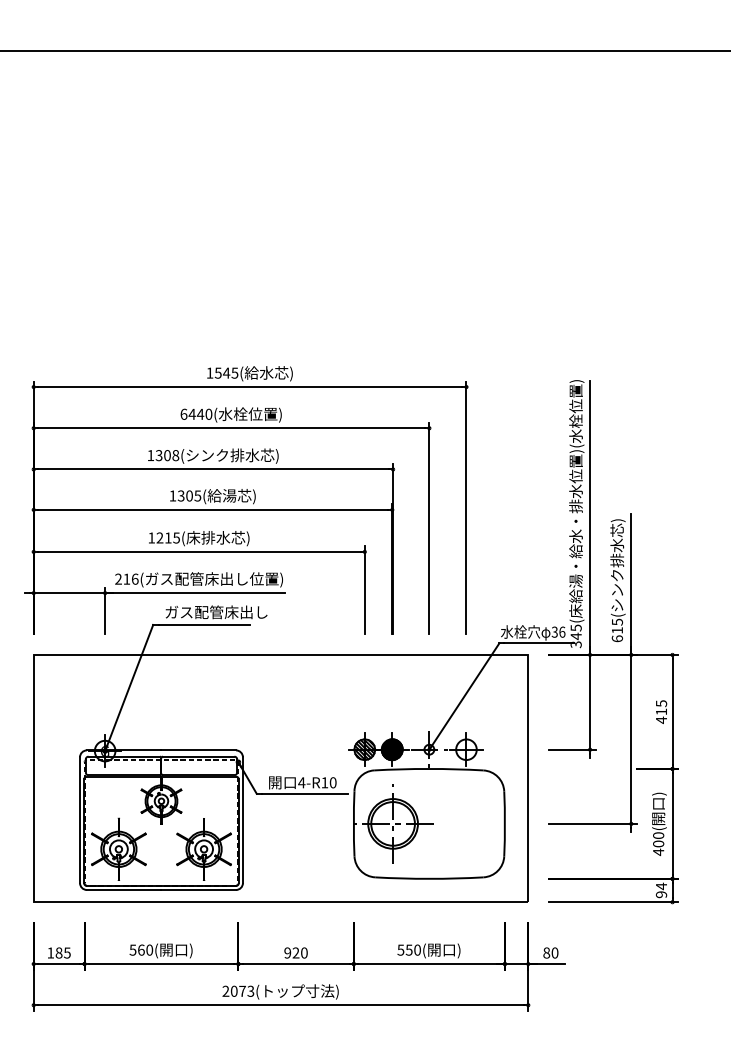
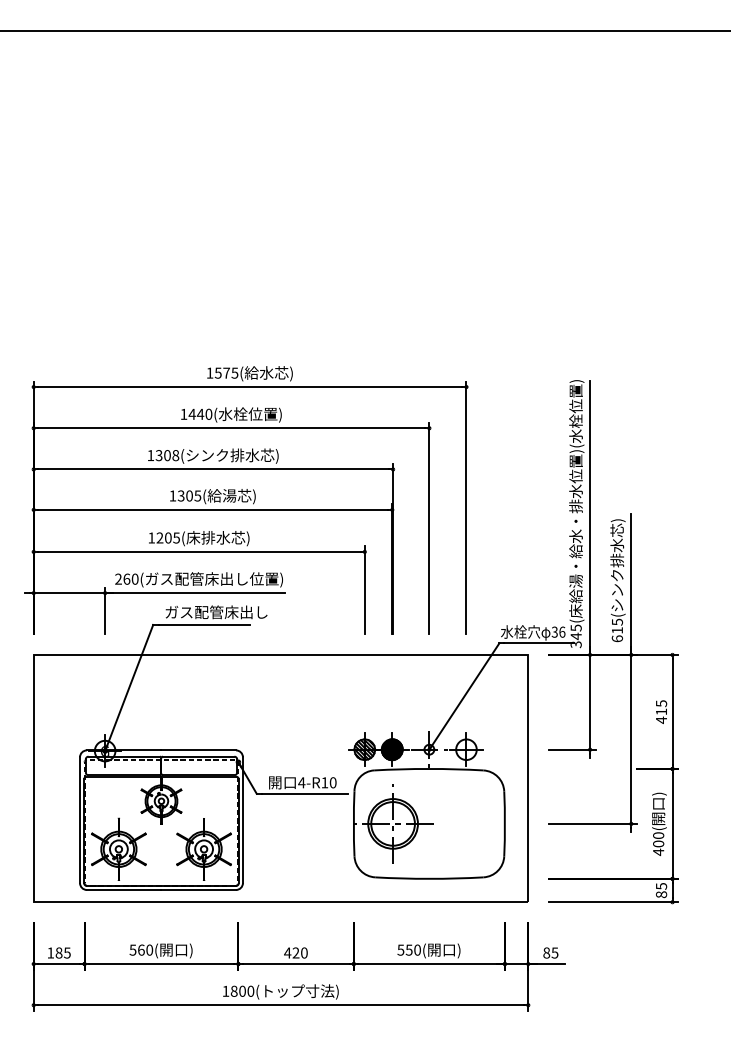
line position: (364, 51) -> (364, 31) (364, 31)
text: 1545( -> 1575( (226, 372)
text: 6440( -> 1440( (183, 413)
text: 1215( -> 1205( (168, 537)
text: 216 -> 260 (130, 578)
text: 94 -> 85 (661, 890)
text: 920 -> 420 (287, 952)
text: 80 -> 85 (554, 952)
text: 2073 -> 1800 (238, 990)
